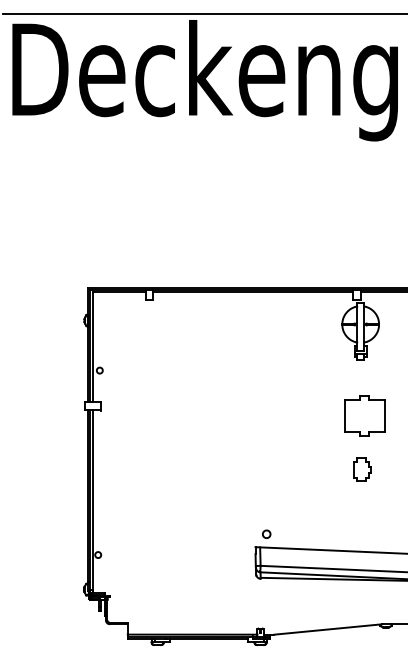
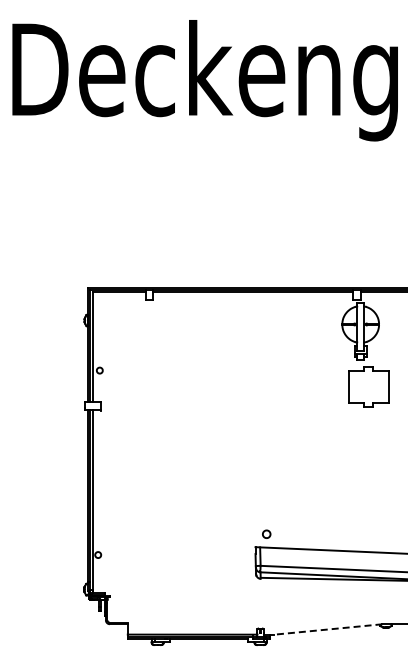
line: present -> none (203, 13)
part position: (364, 415) -> (368, 386) (368, 386)
part: present -> none (362, 469)
line: solid -> dashed (327, 629)
